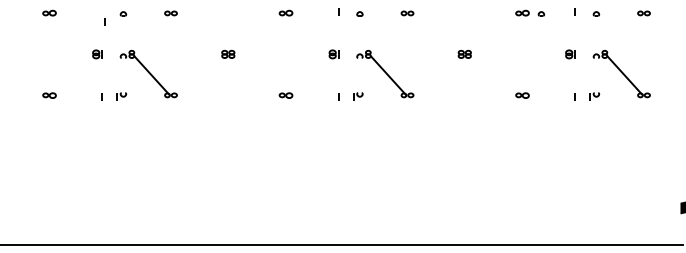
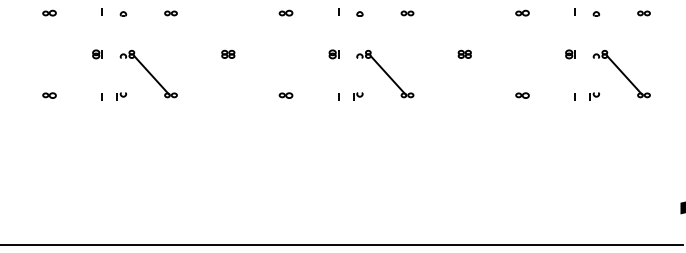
part: present -> none (541, 13)
line position: (104, 21) -> (101, 11) (101, 11)
